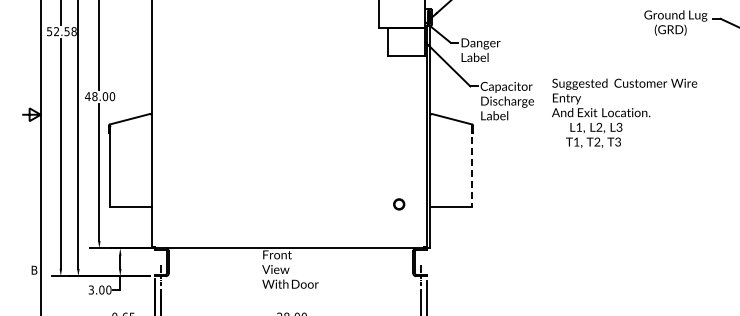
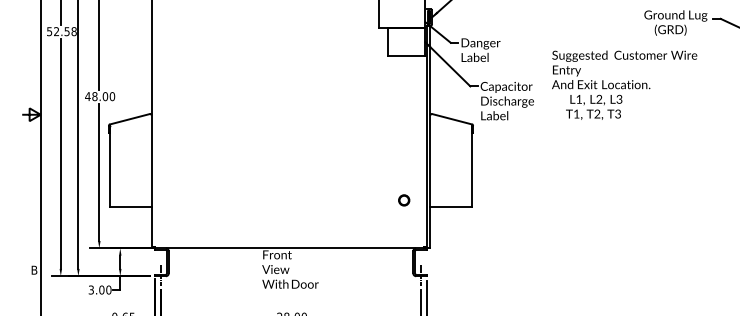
text position: (624, 112) -> (624, 84) (624, 84)
line: dashed -> solid (472, 166)
circle position: (399, 204) -> (404, 200) (404, 200)
